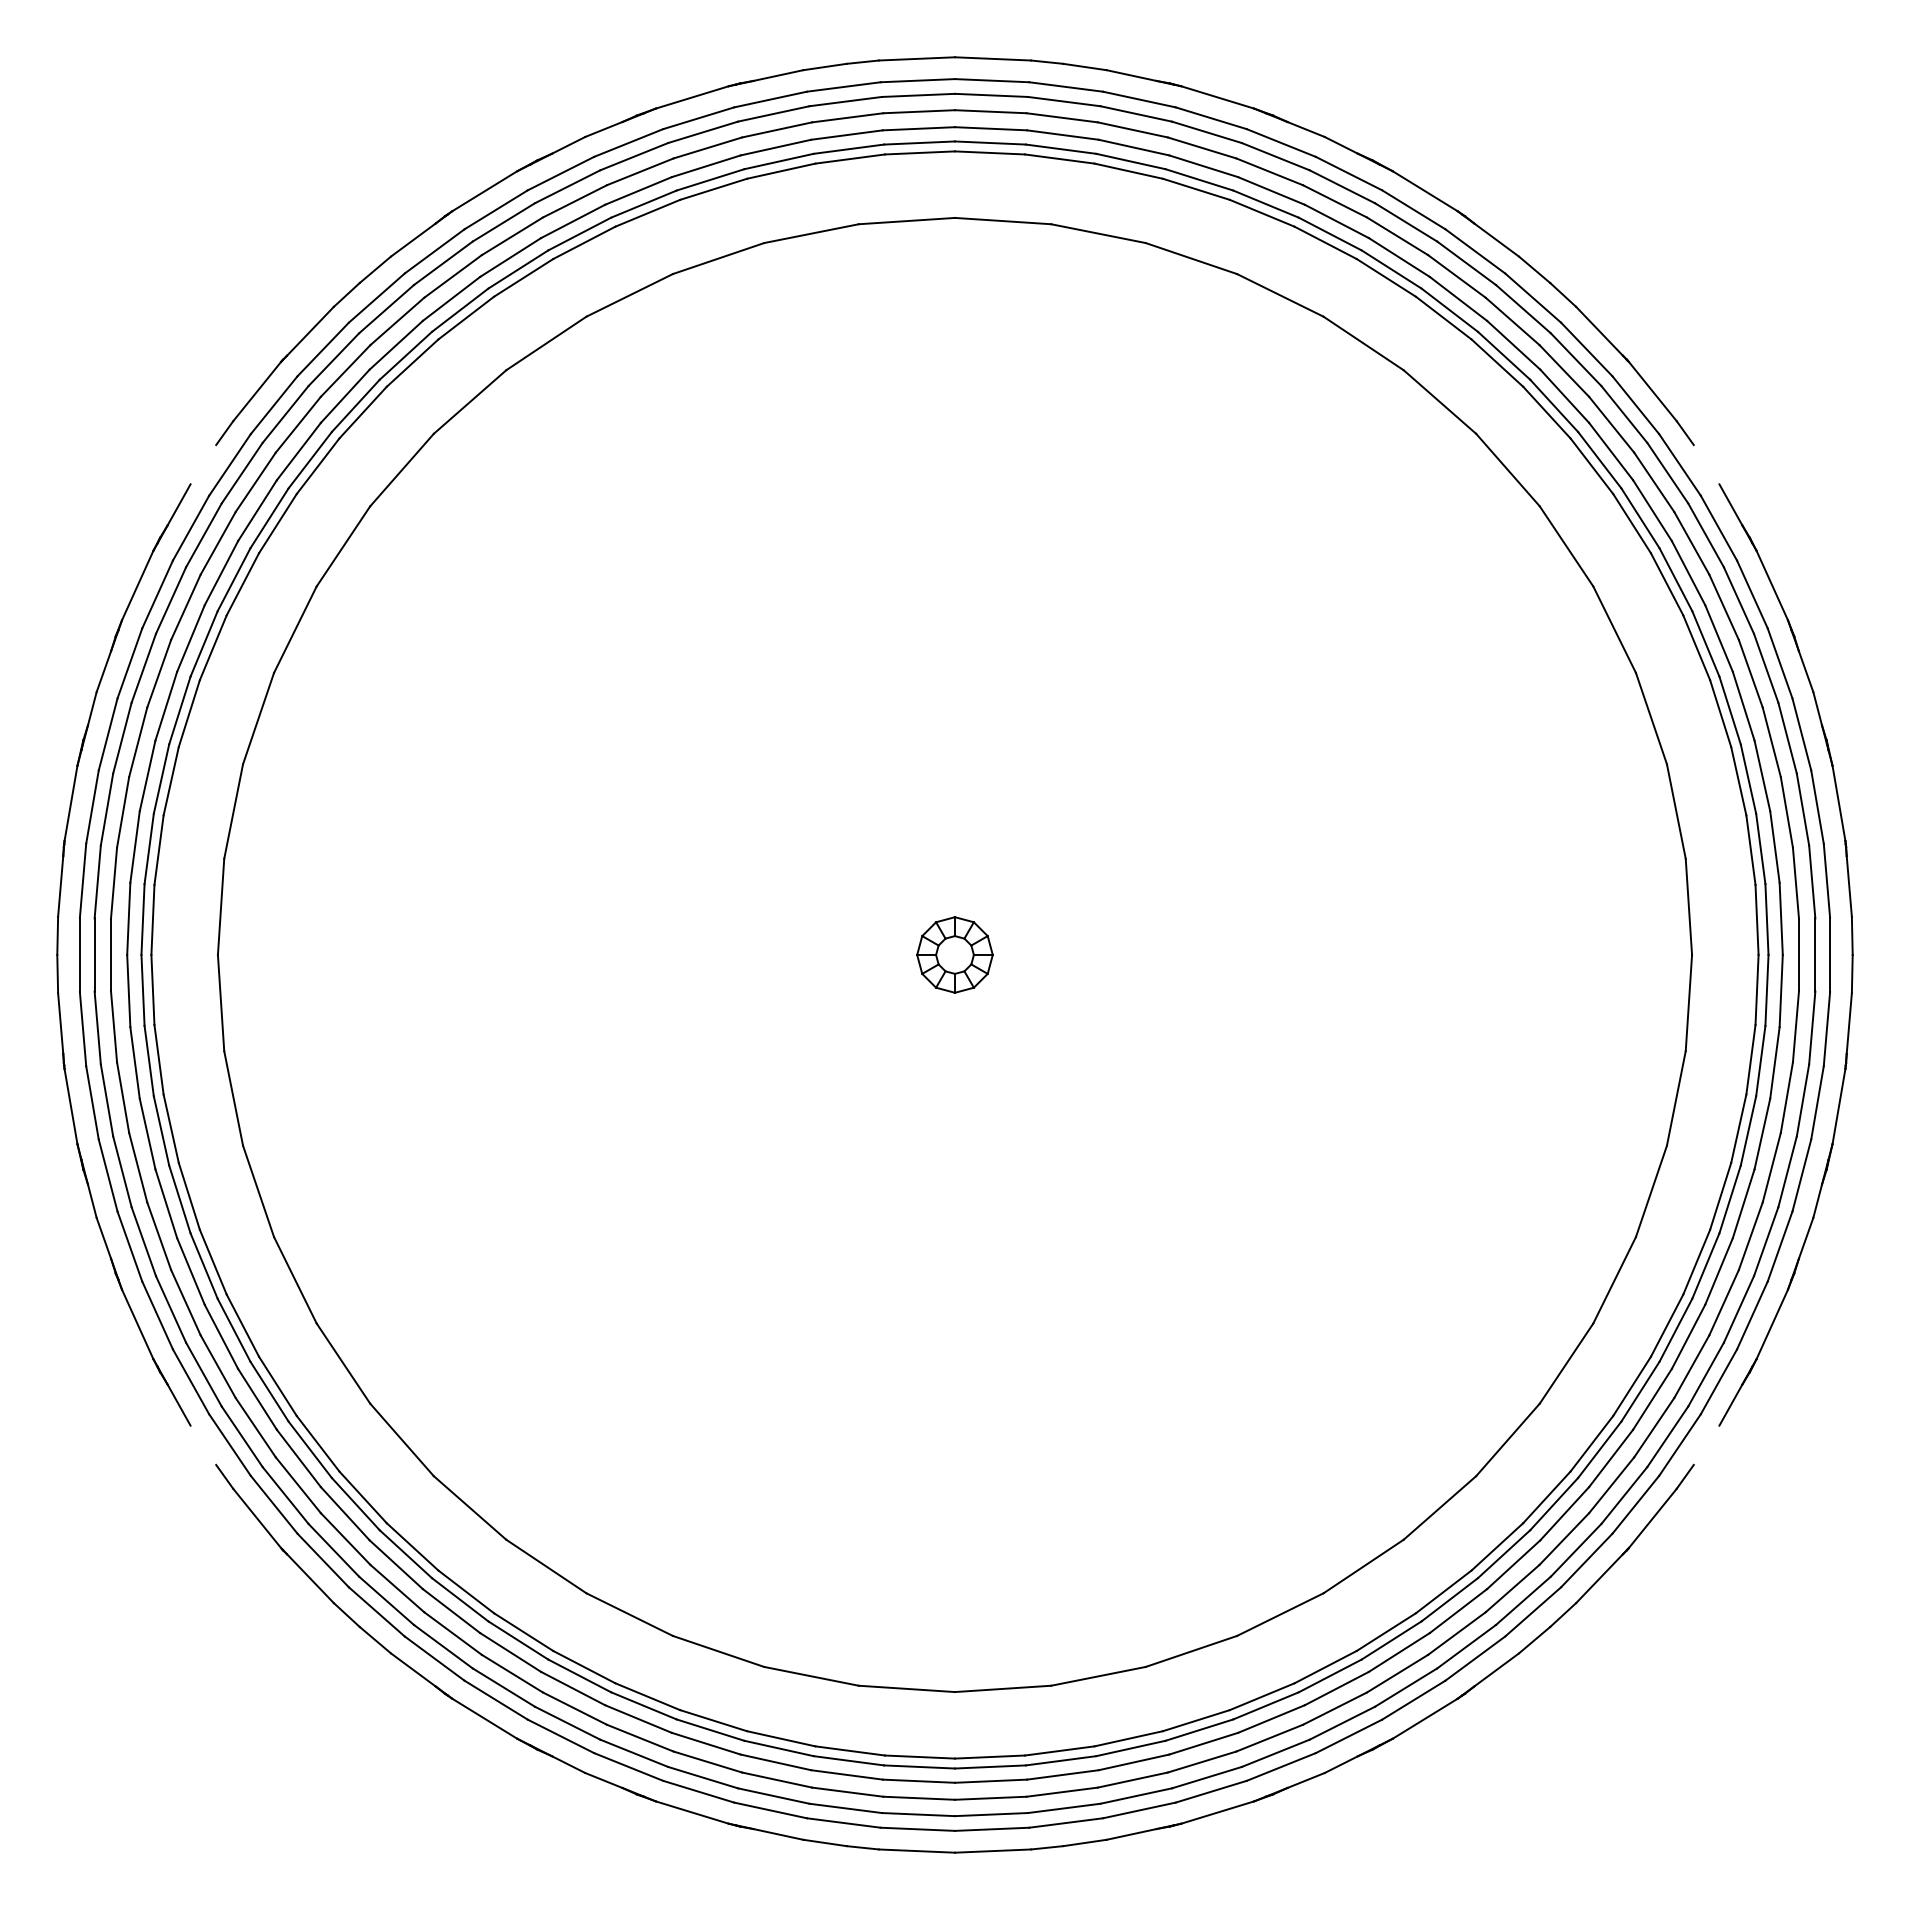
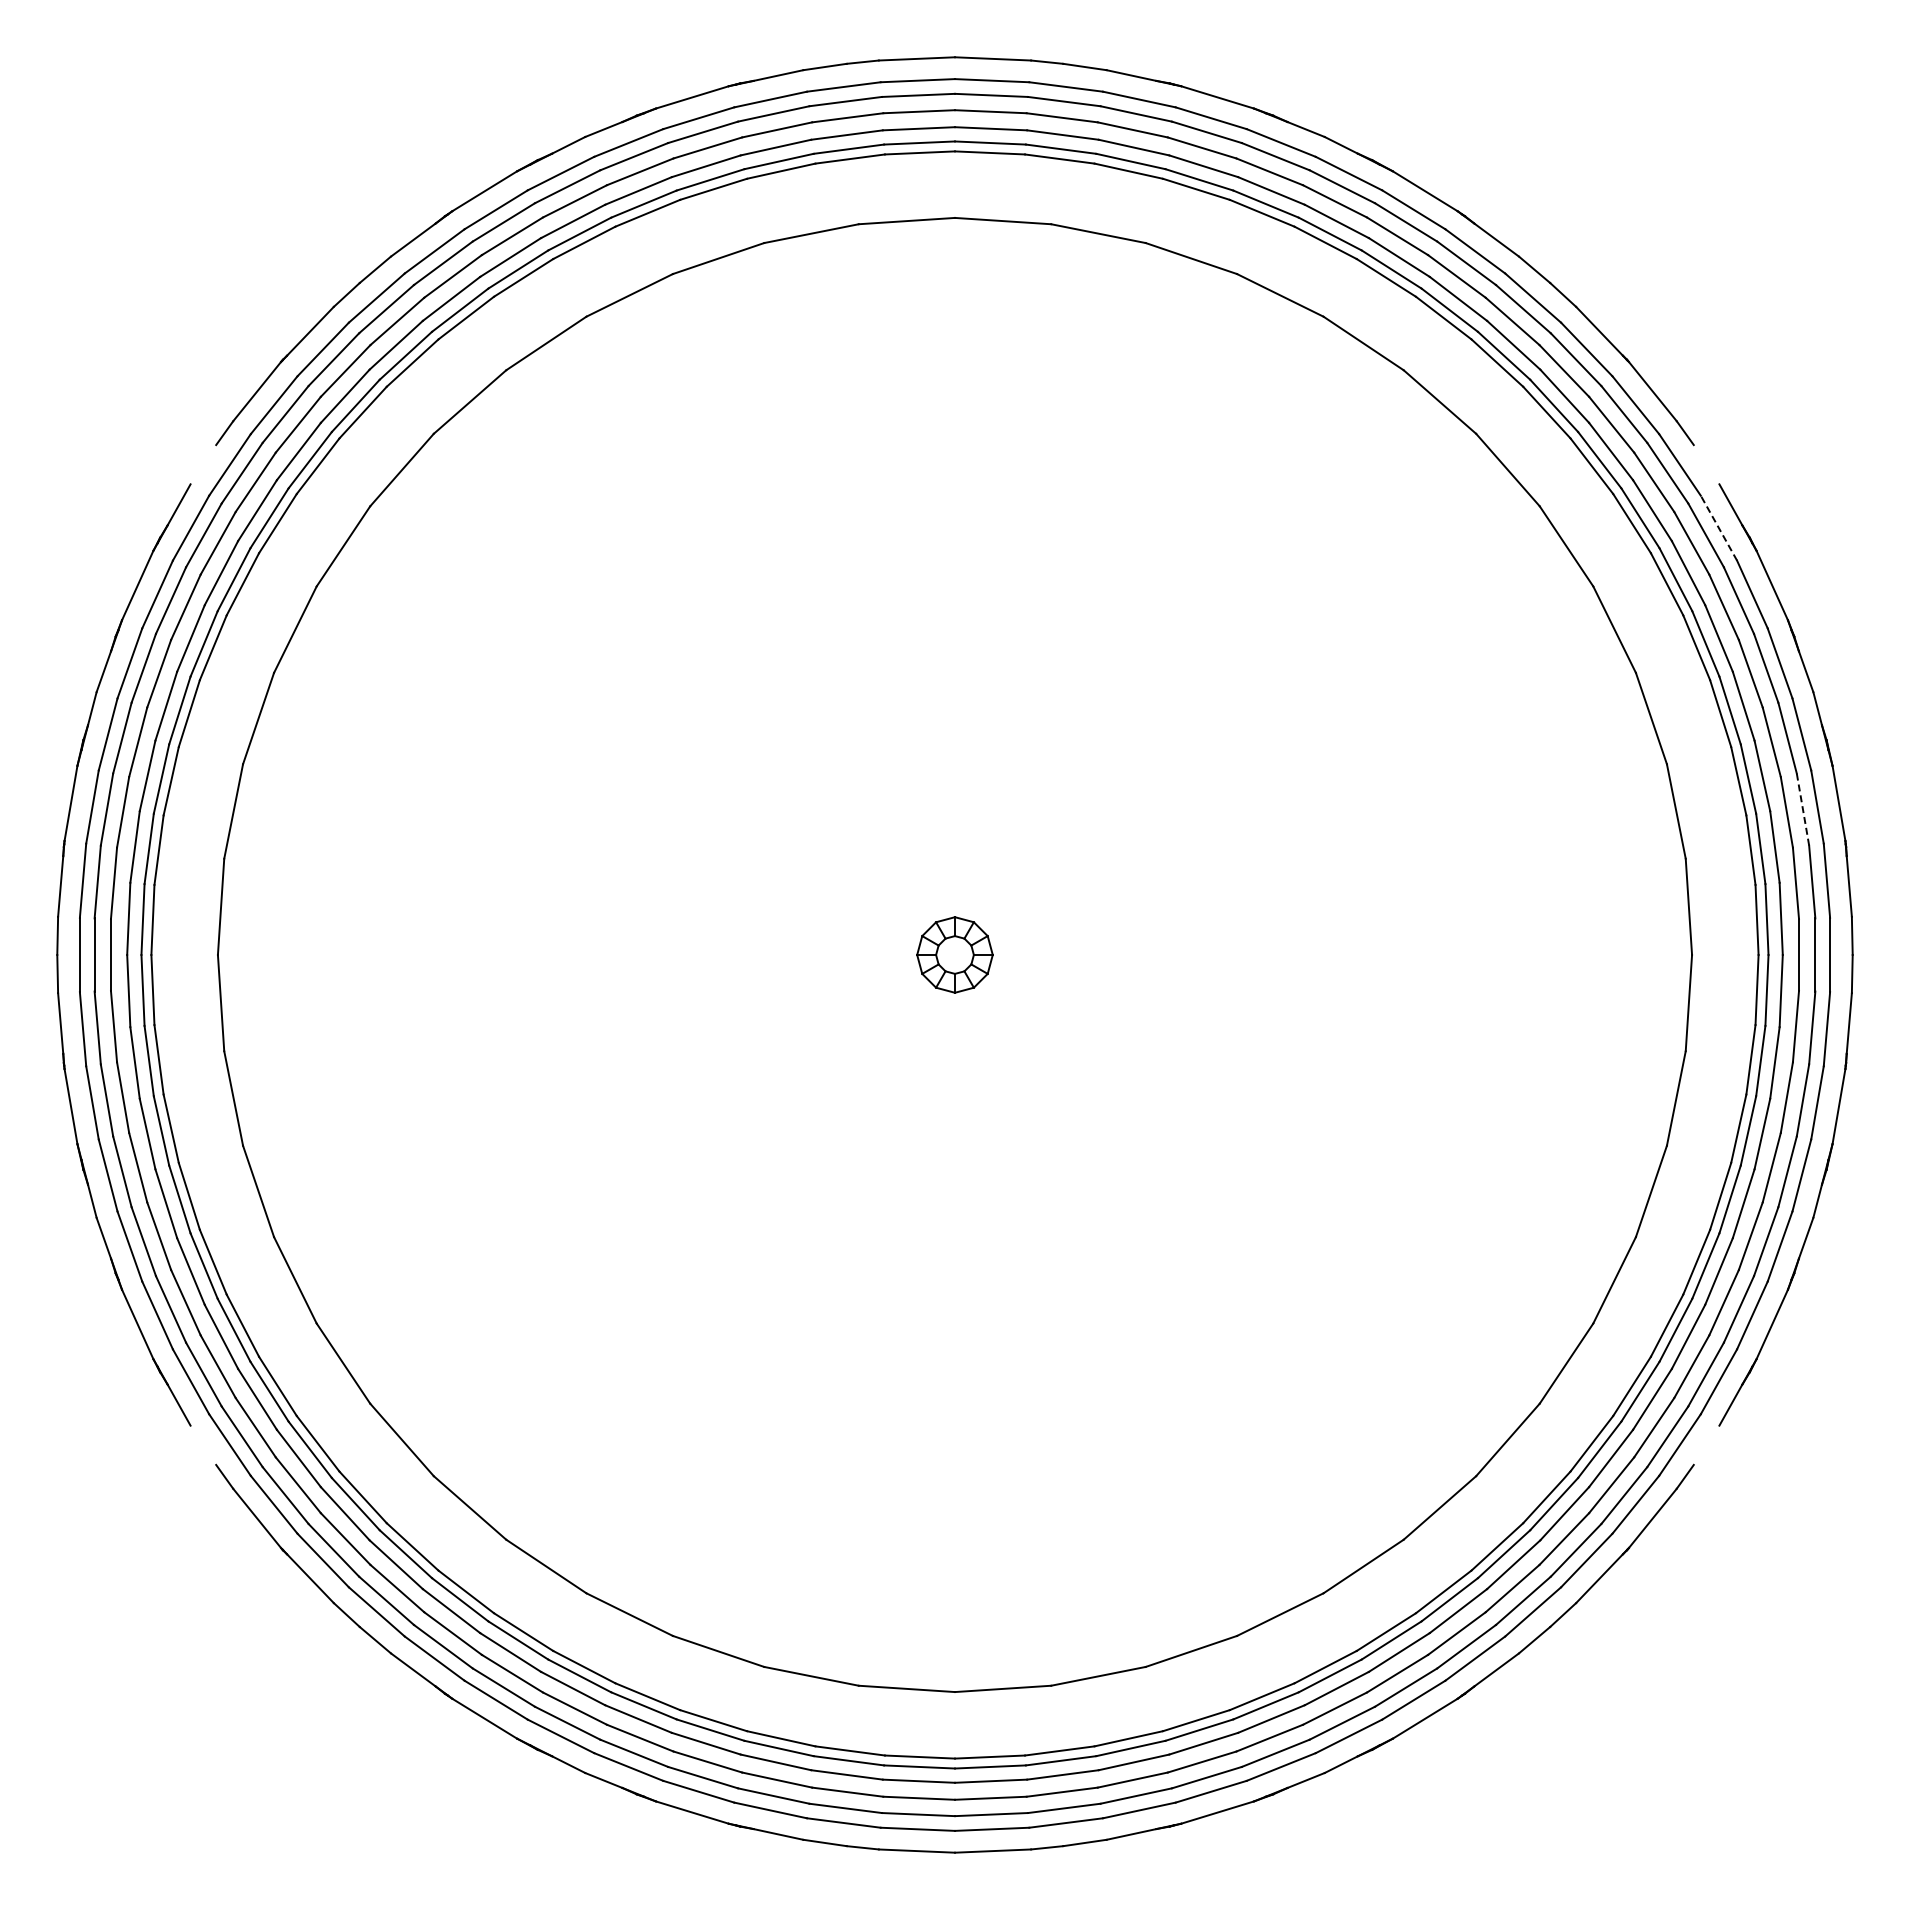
line: solid -> dashed (1718, 527)
line: solid -> dashed (1802, 809)
